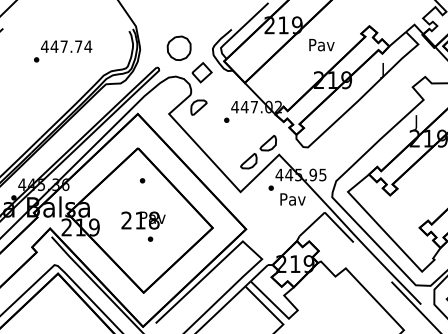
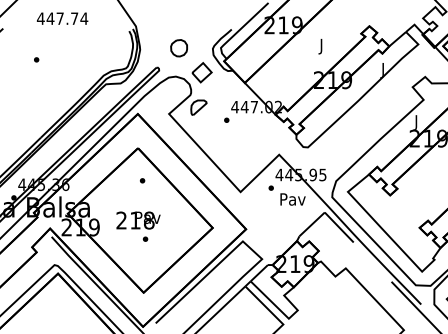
text position: (66, 46) -> (62, 18) (62, 18)
text: Pav -> J (321, 46)
part size: 26x26 px -> 18x19 px (178, 48)
part: present -> none (258, 152)
text position: (143, 226) -> (138, 226) (138, 226)
